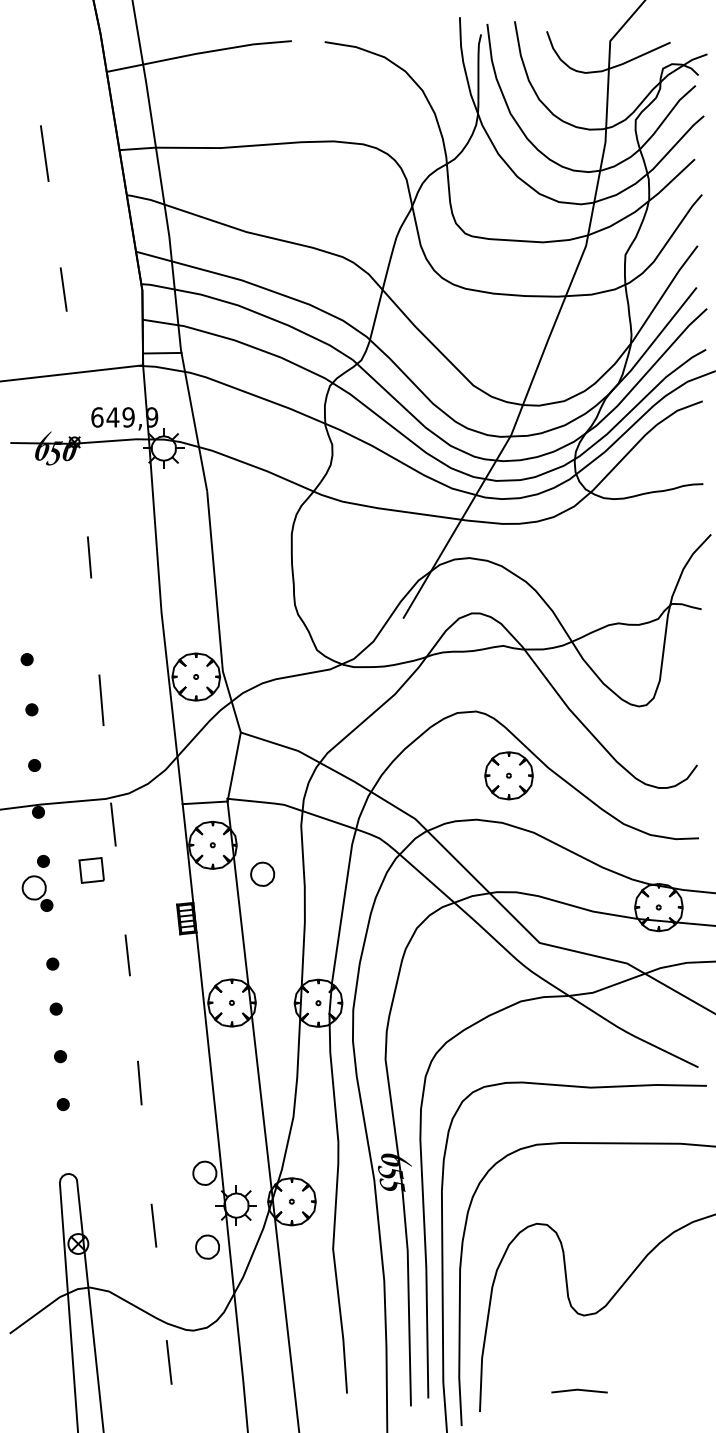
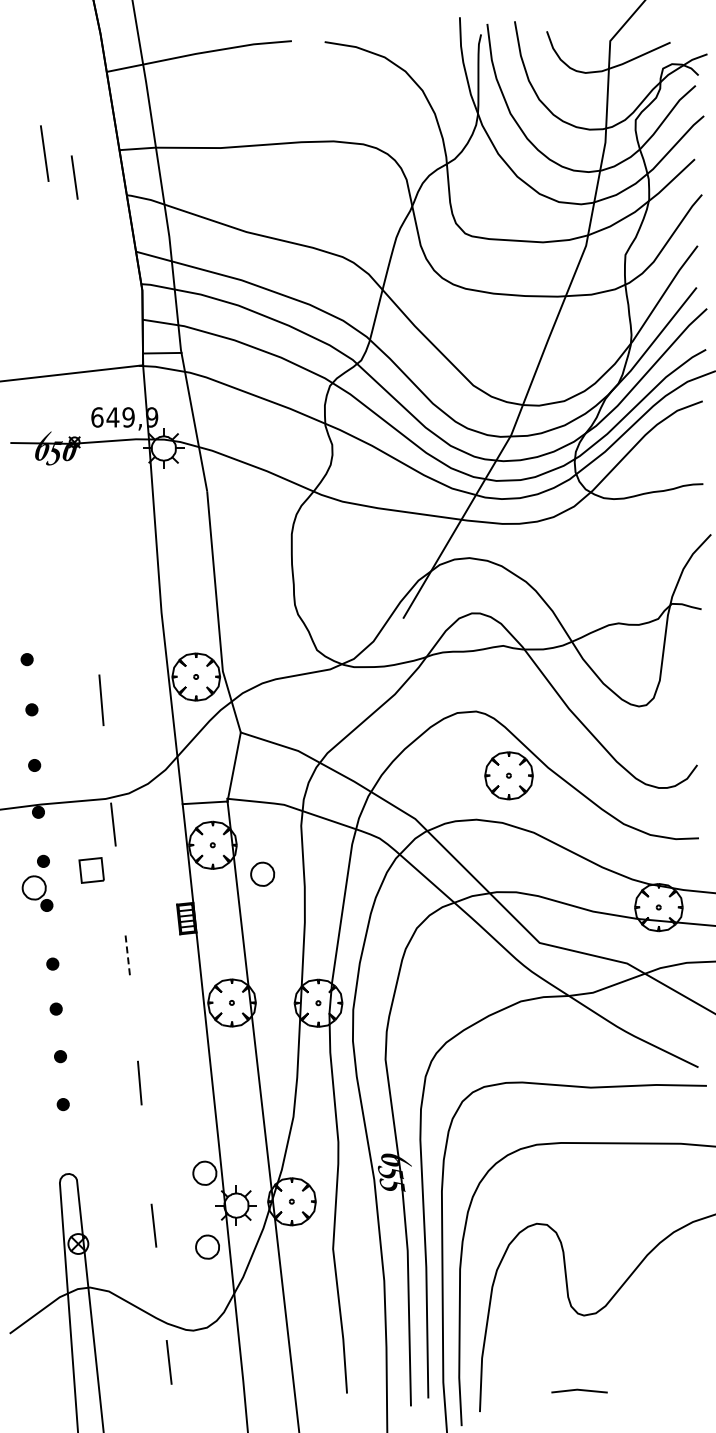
line position: (63, 289) -> (74, 177) (74, 177)
line: present -> none (89, 557)
line: solid -> dashed (127, 955)
